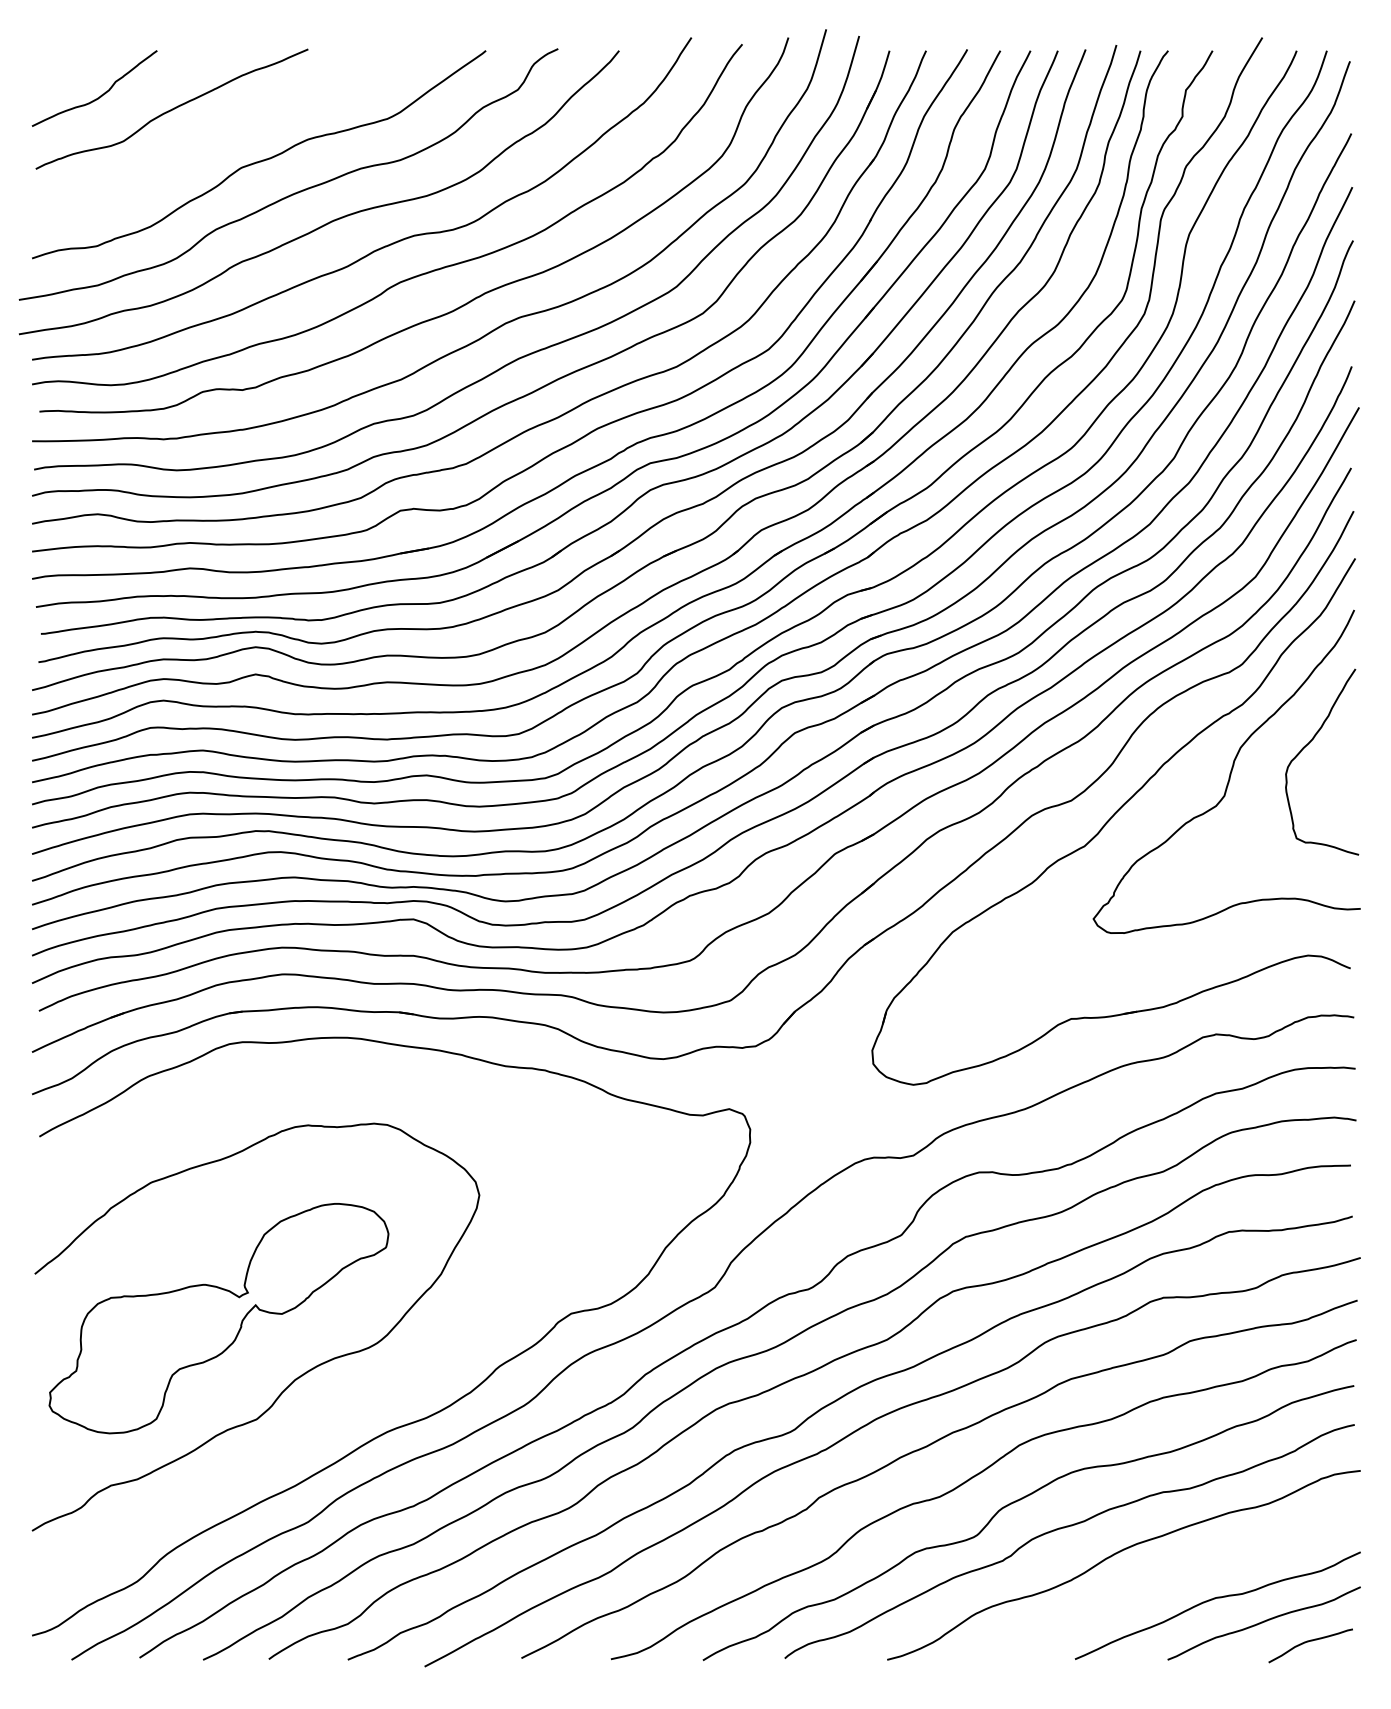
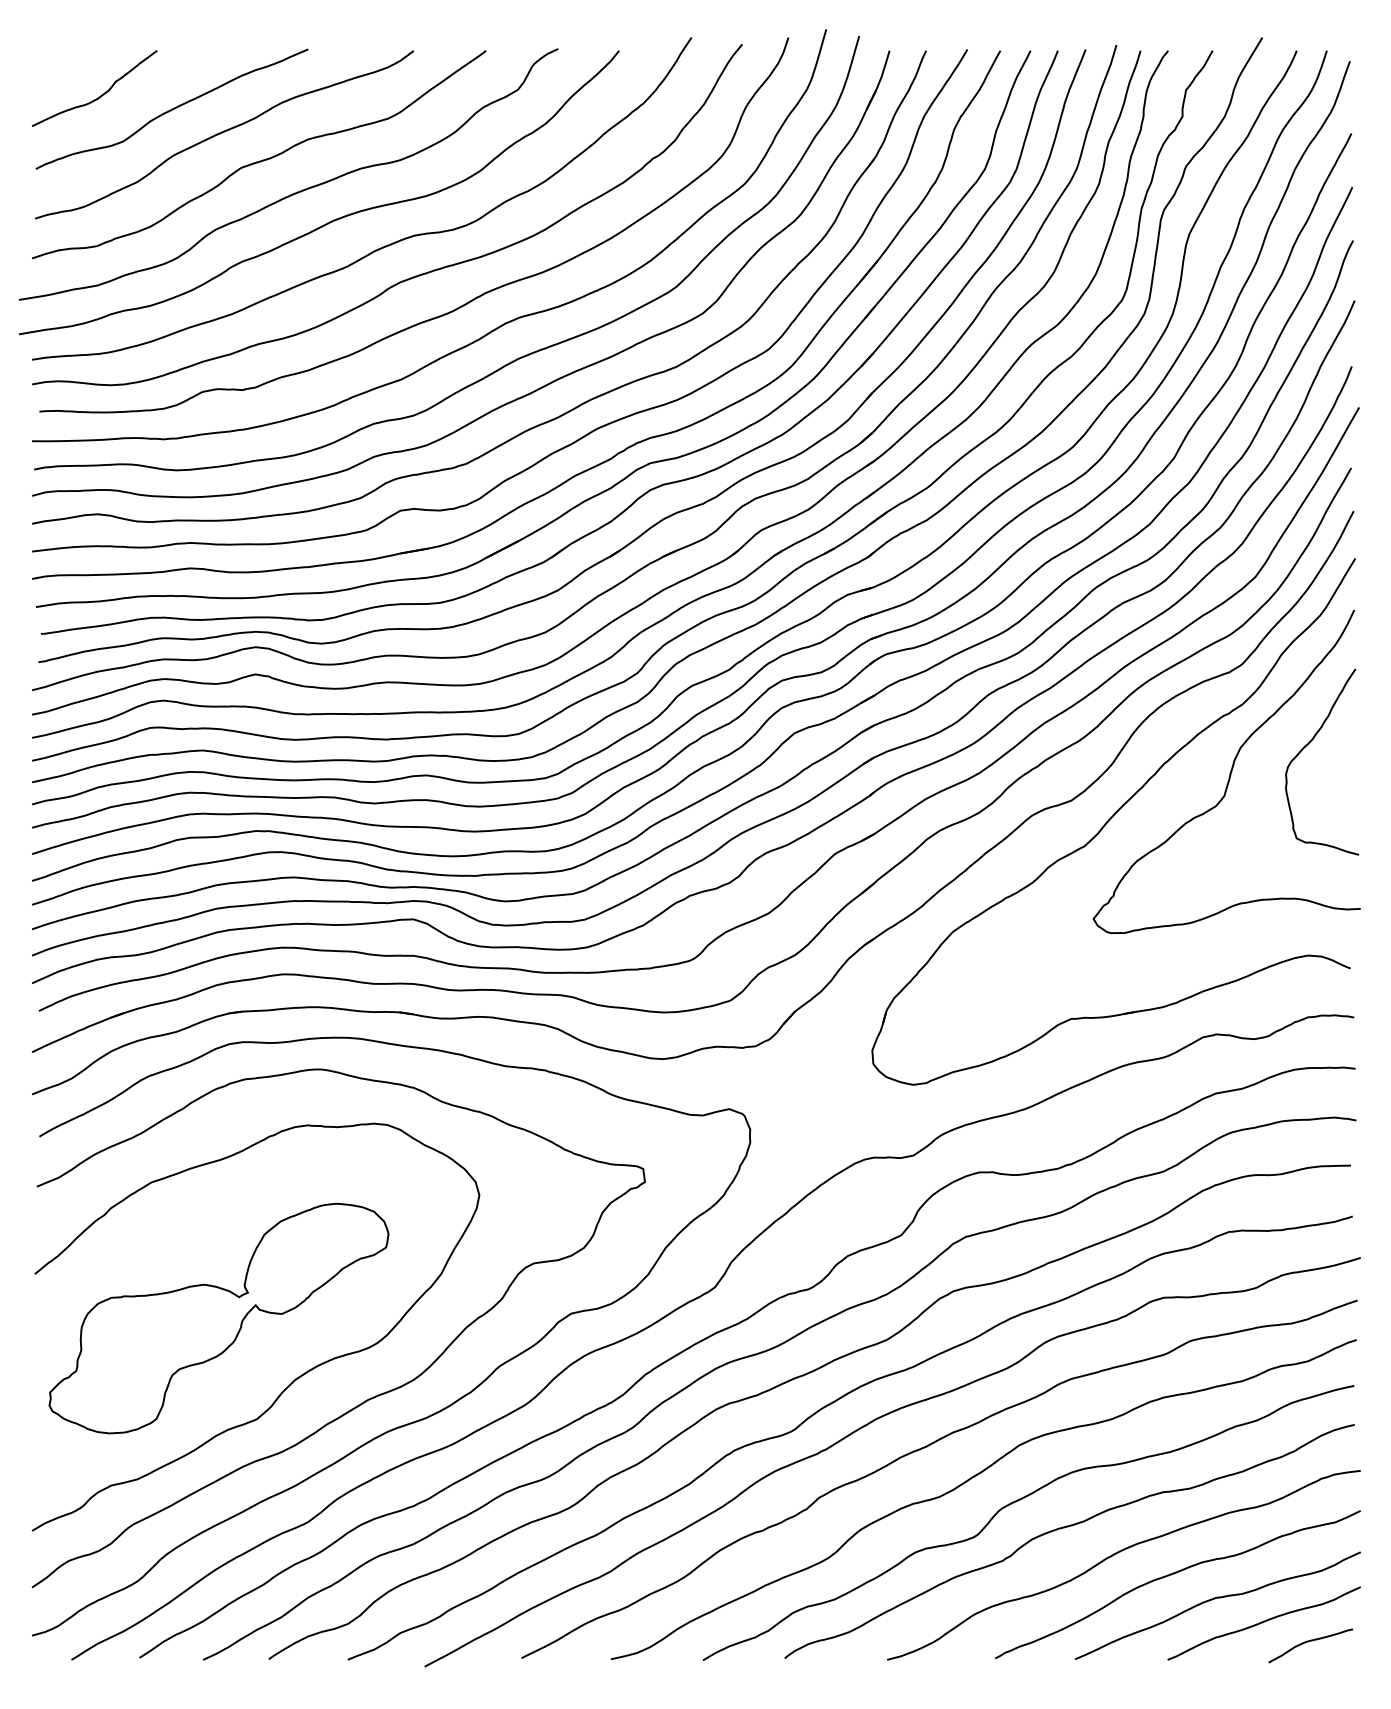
curve: none -> present (224, 132)
curve: none -> present (368, 1398)
curve: none -> present (1174, 1574)
